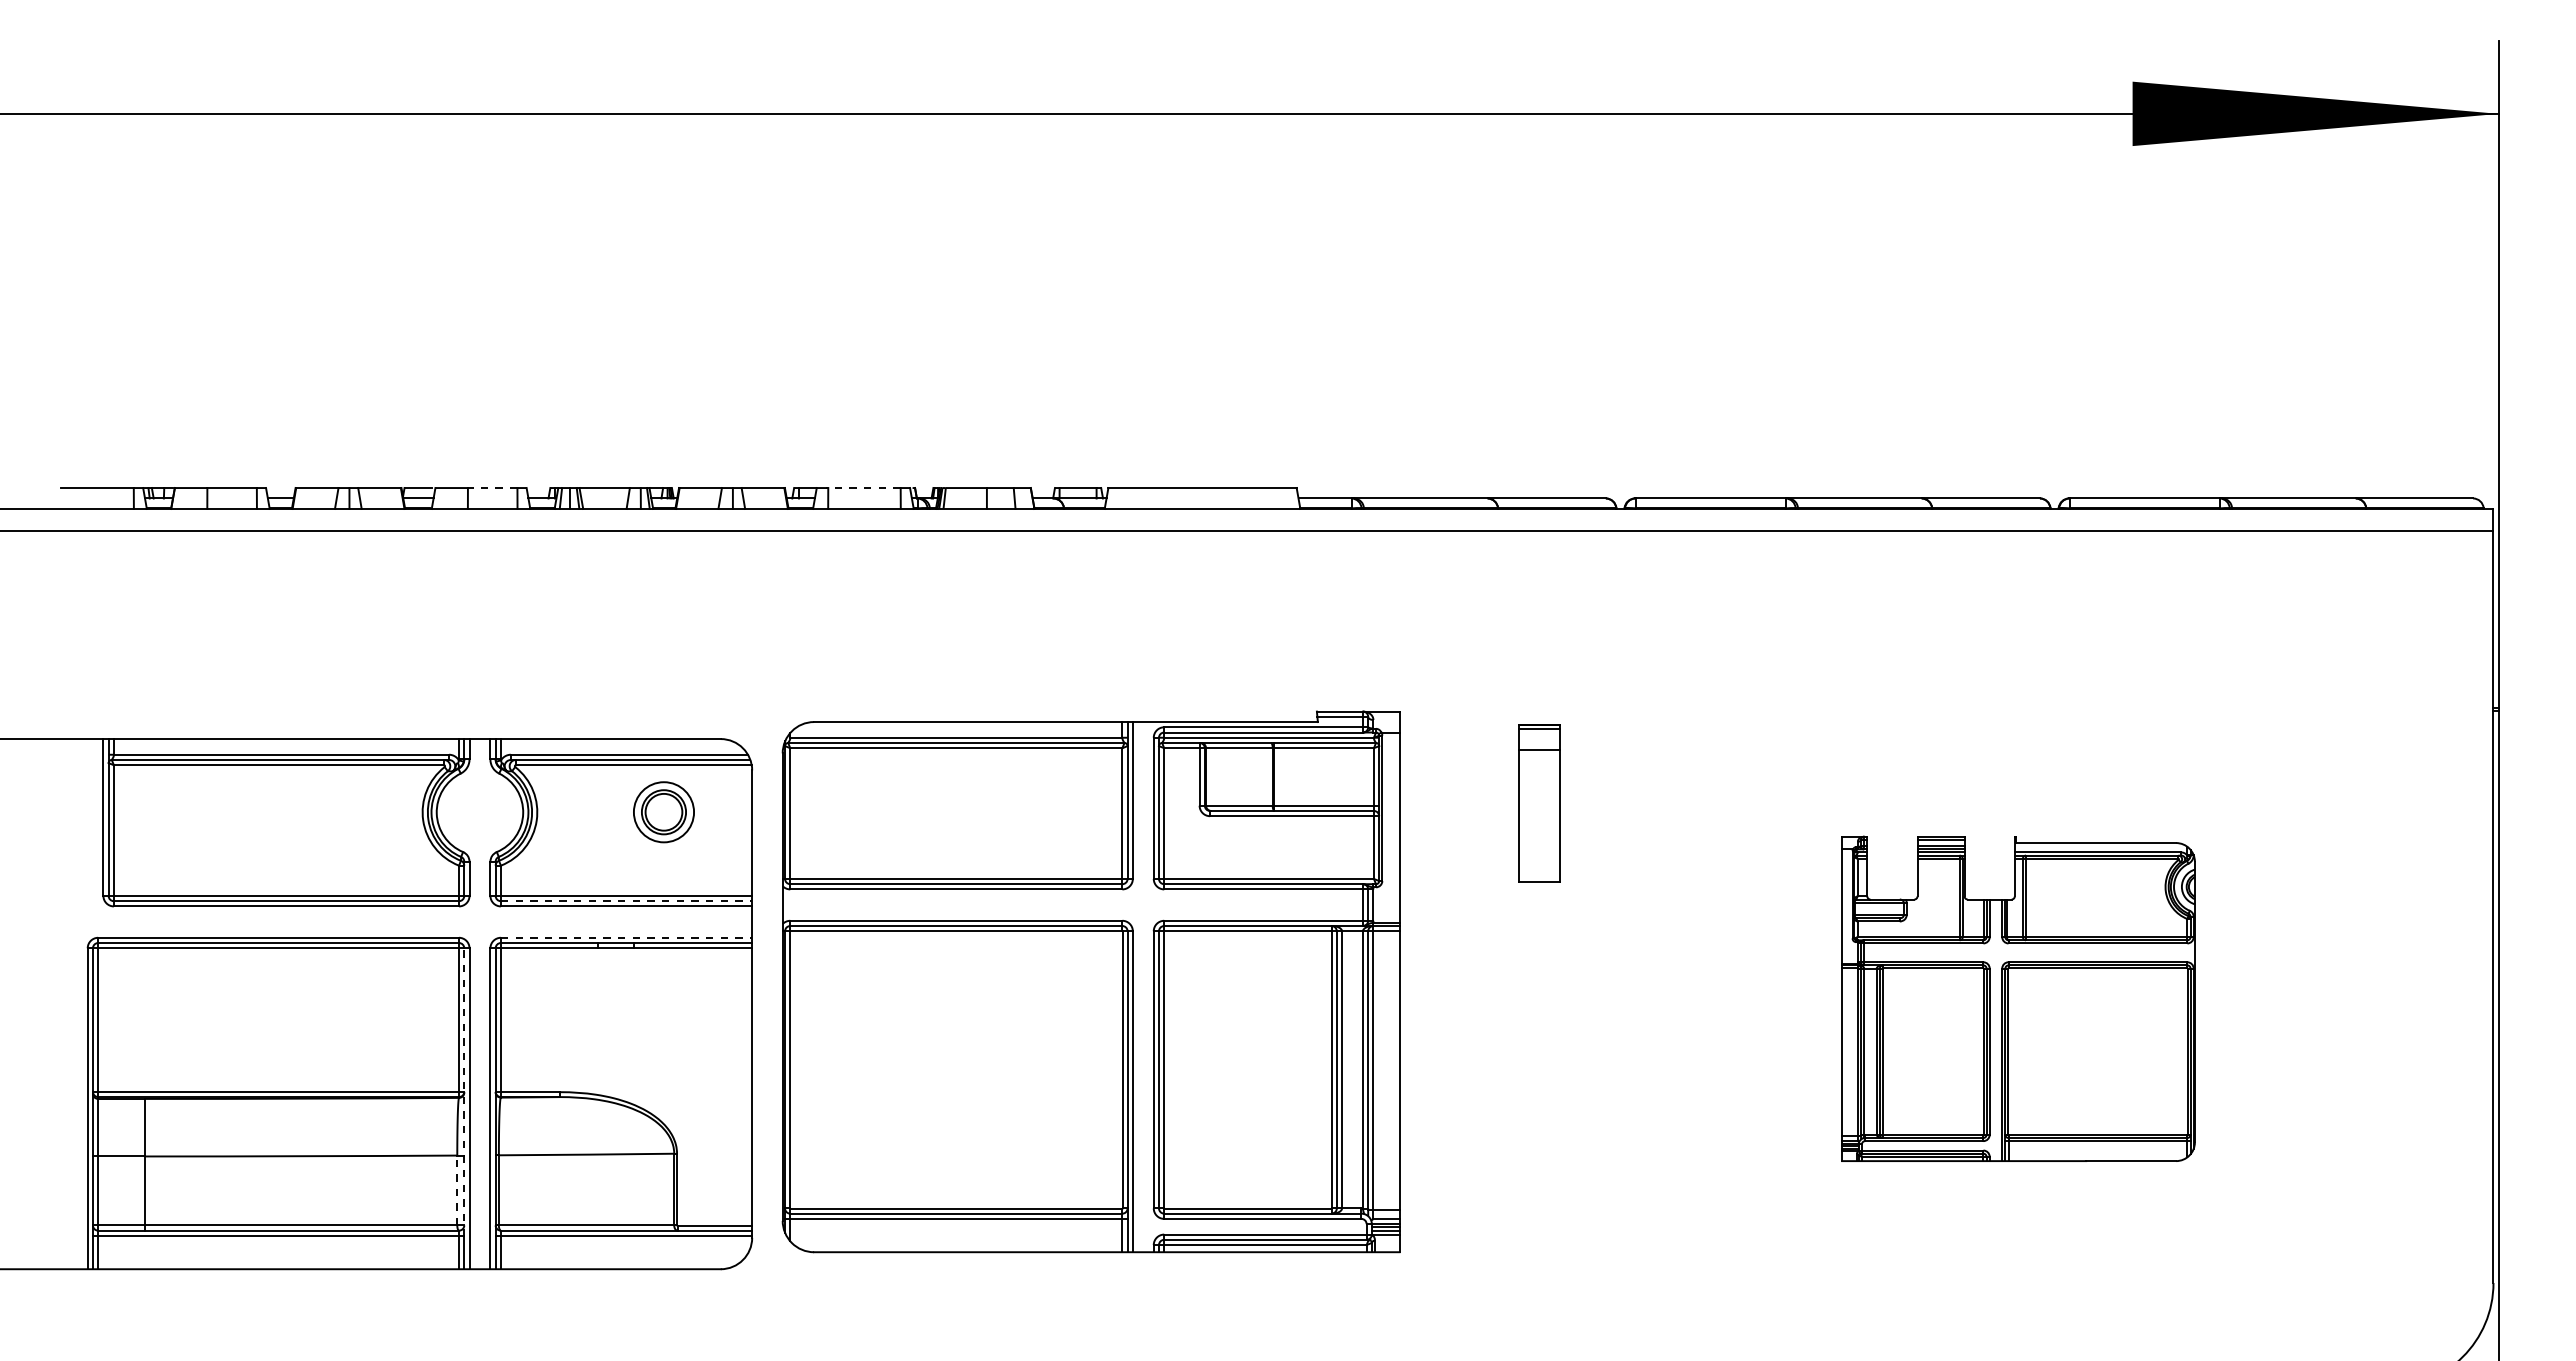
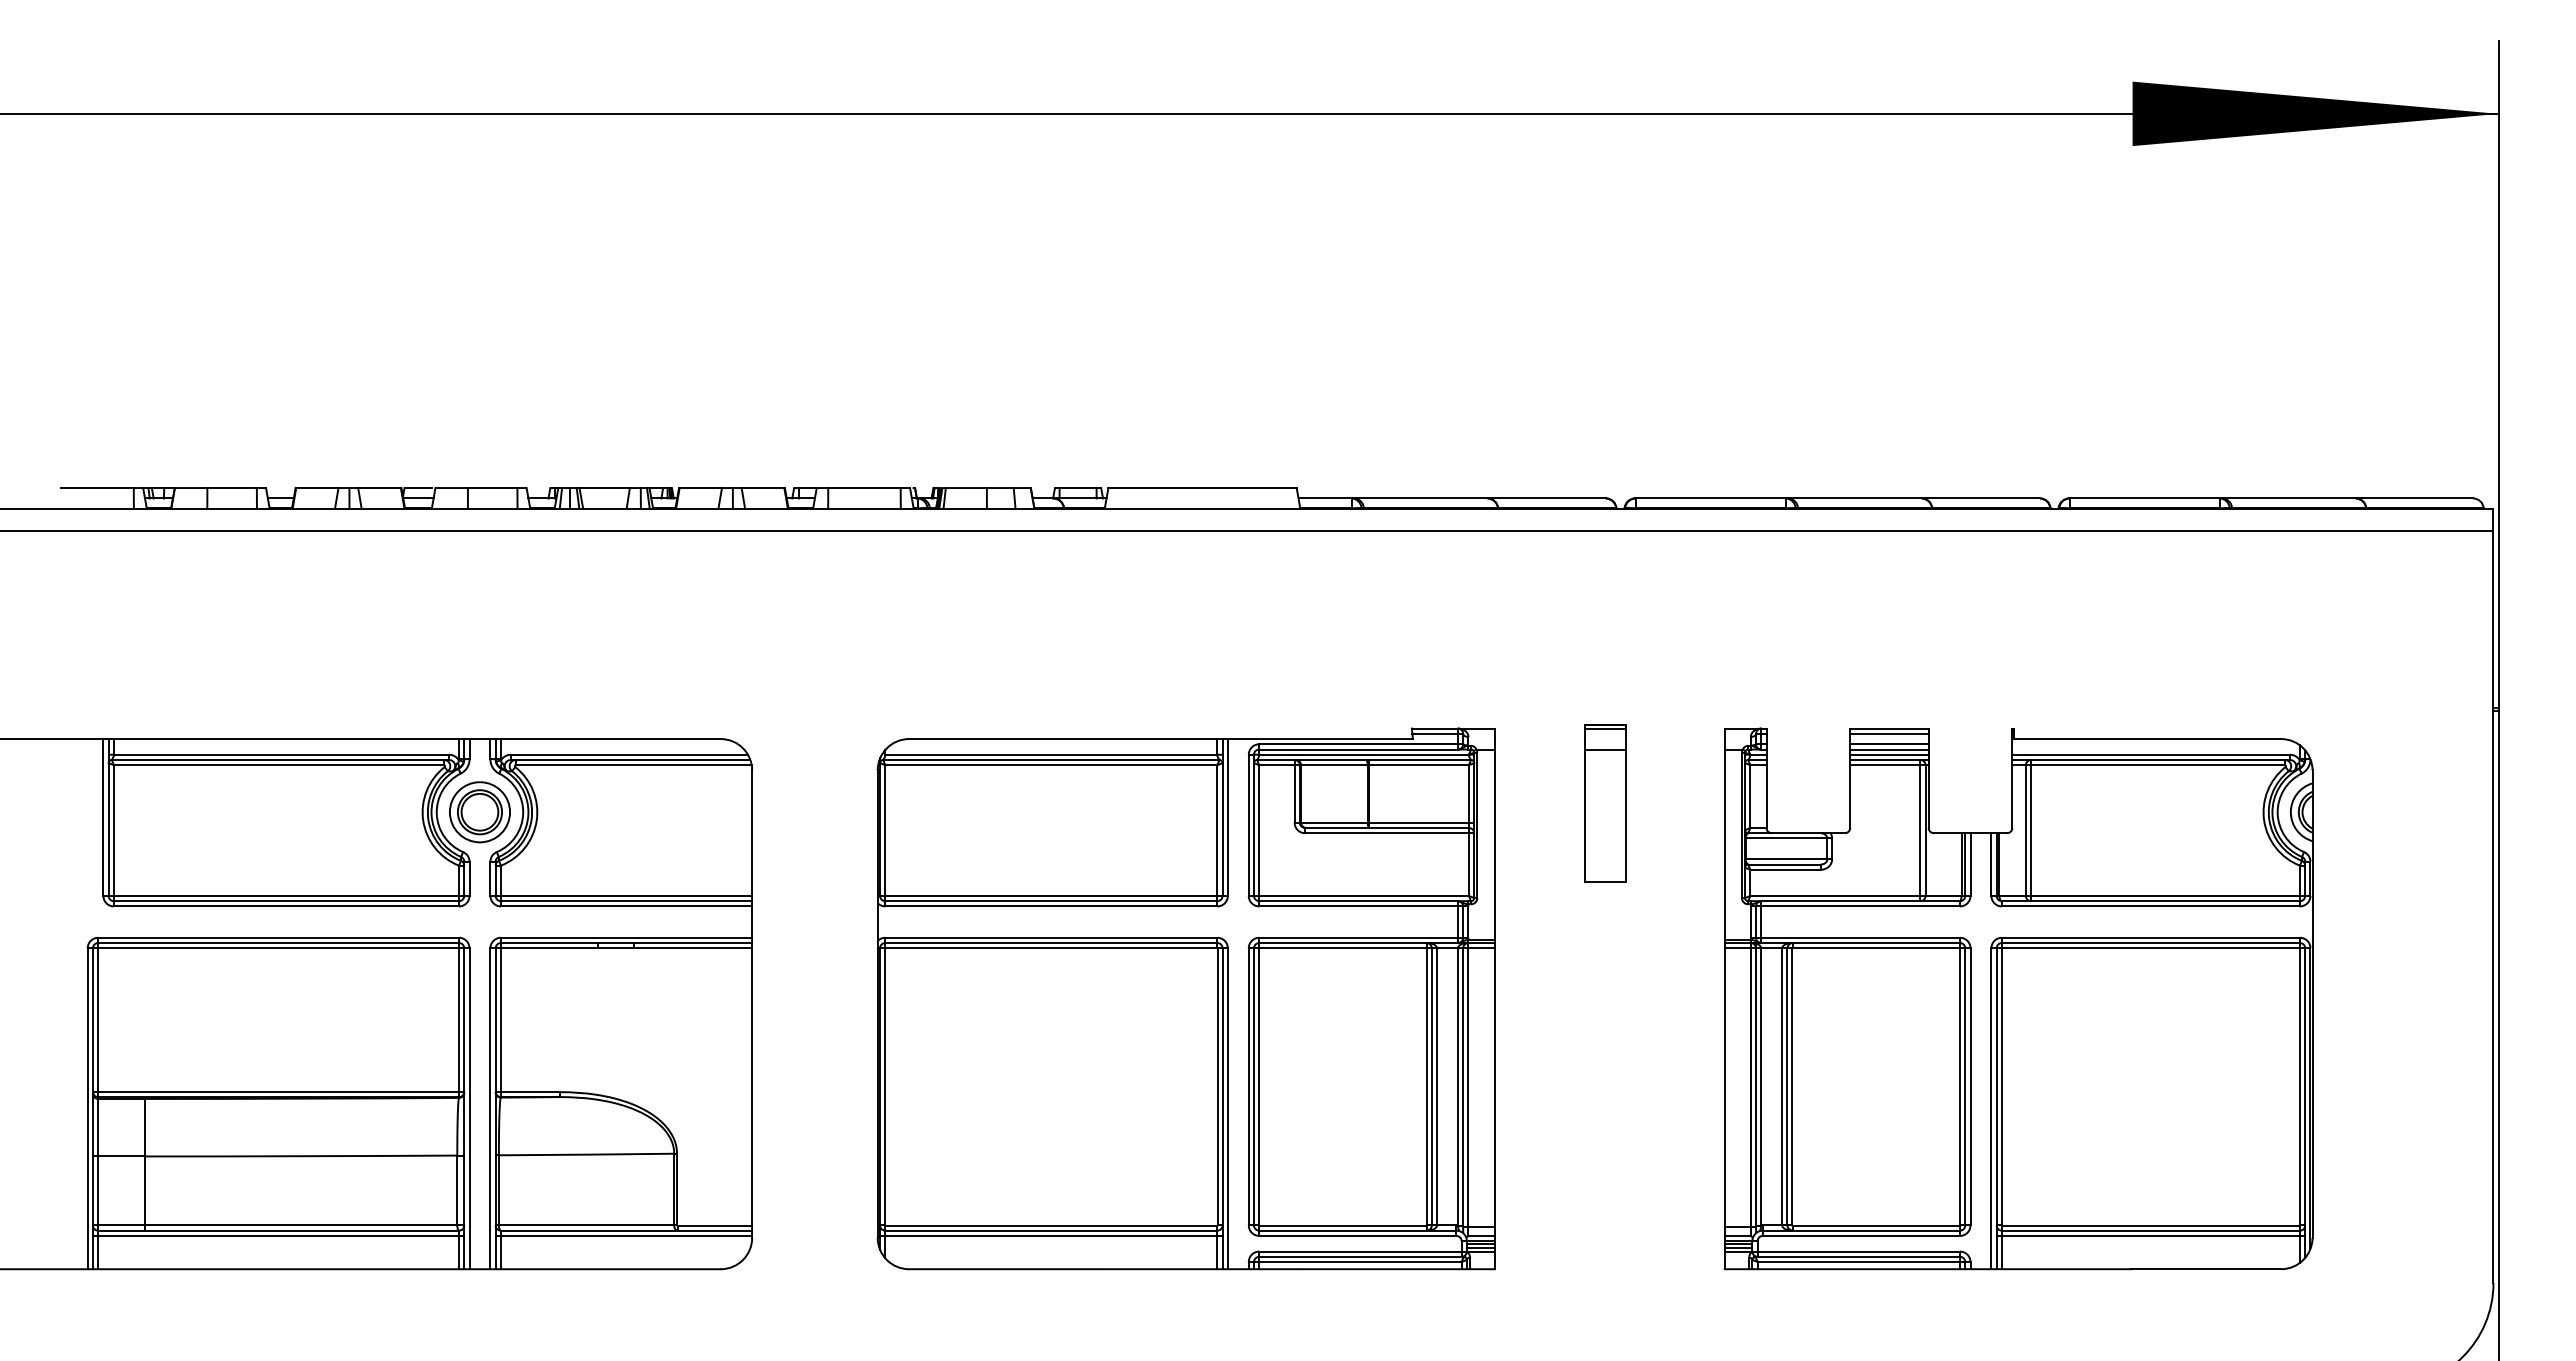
line: dashed -> solid (492, 488)
line: dashed -> solid (863, 488)
part position: (1539, 803) -> (1605, 803) (1605, 803)
part position: (663, 812) -> (479, 812) (479, 812)
line: dashed -> solid (626, 901)
line: dashed -> solid (626, 937)
part position: (1090, 981) -> (1185, 998) (1185, 998)
part size: 355x327 px -> 591x544 px (2018, 998)
line: dashed -> solid (464, 1092)
line: dashed -> solid (457, 1190)
